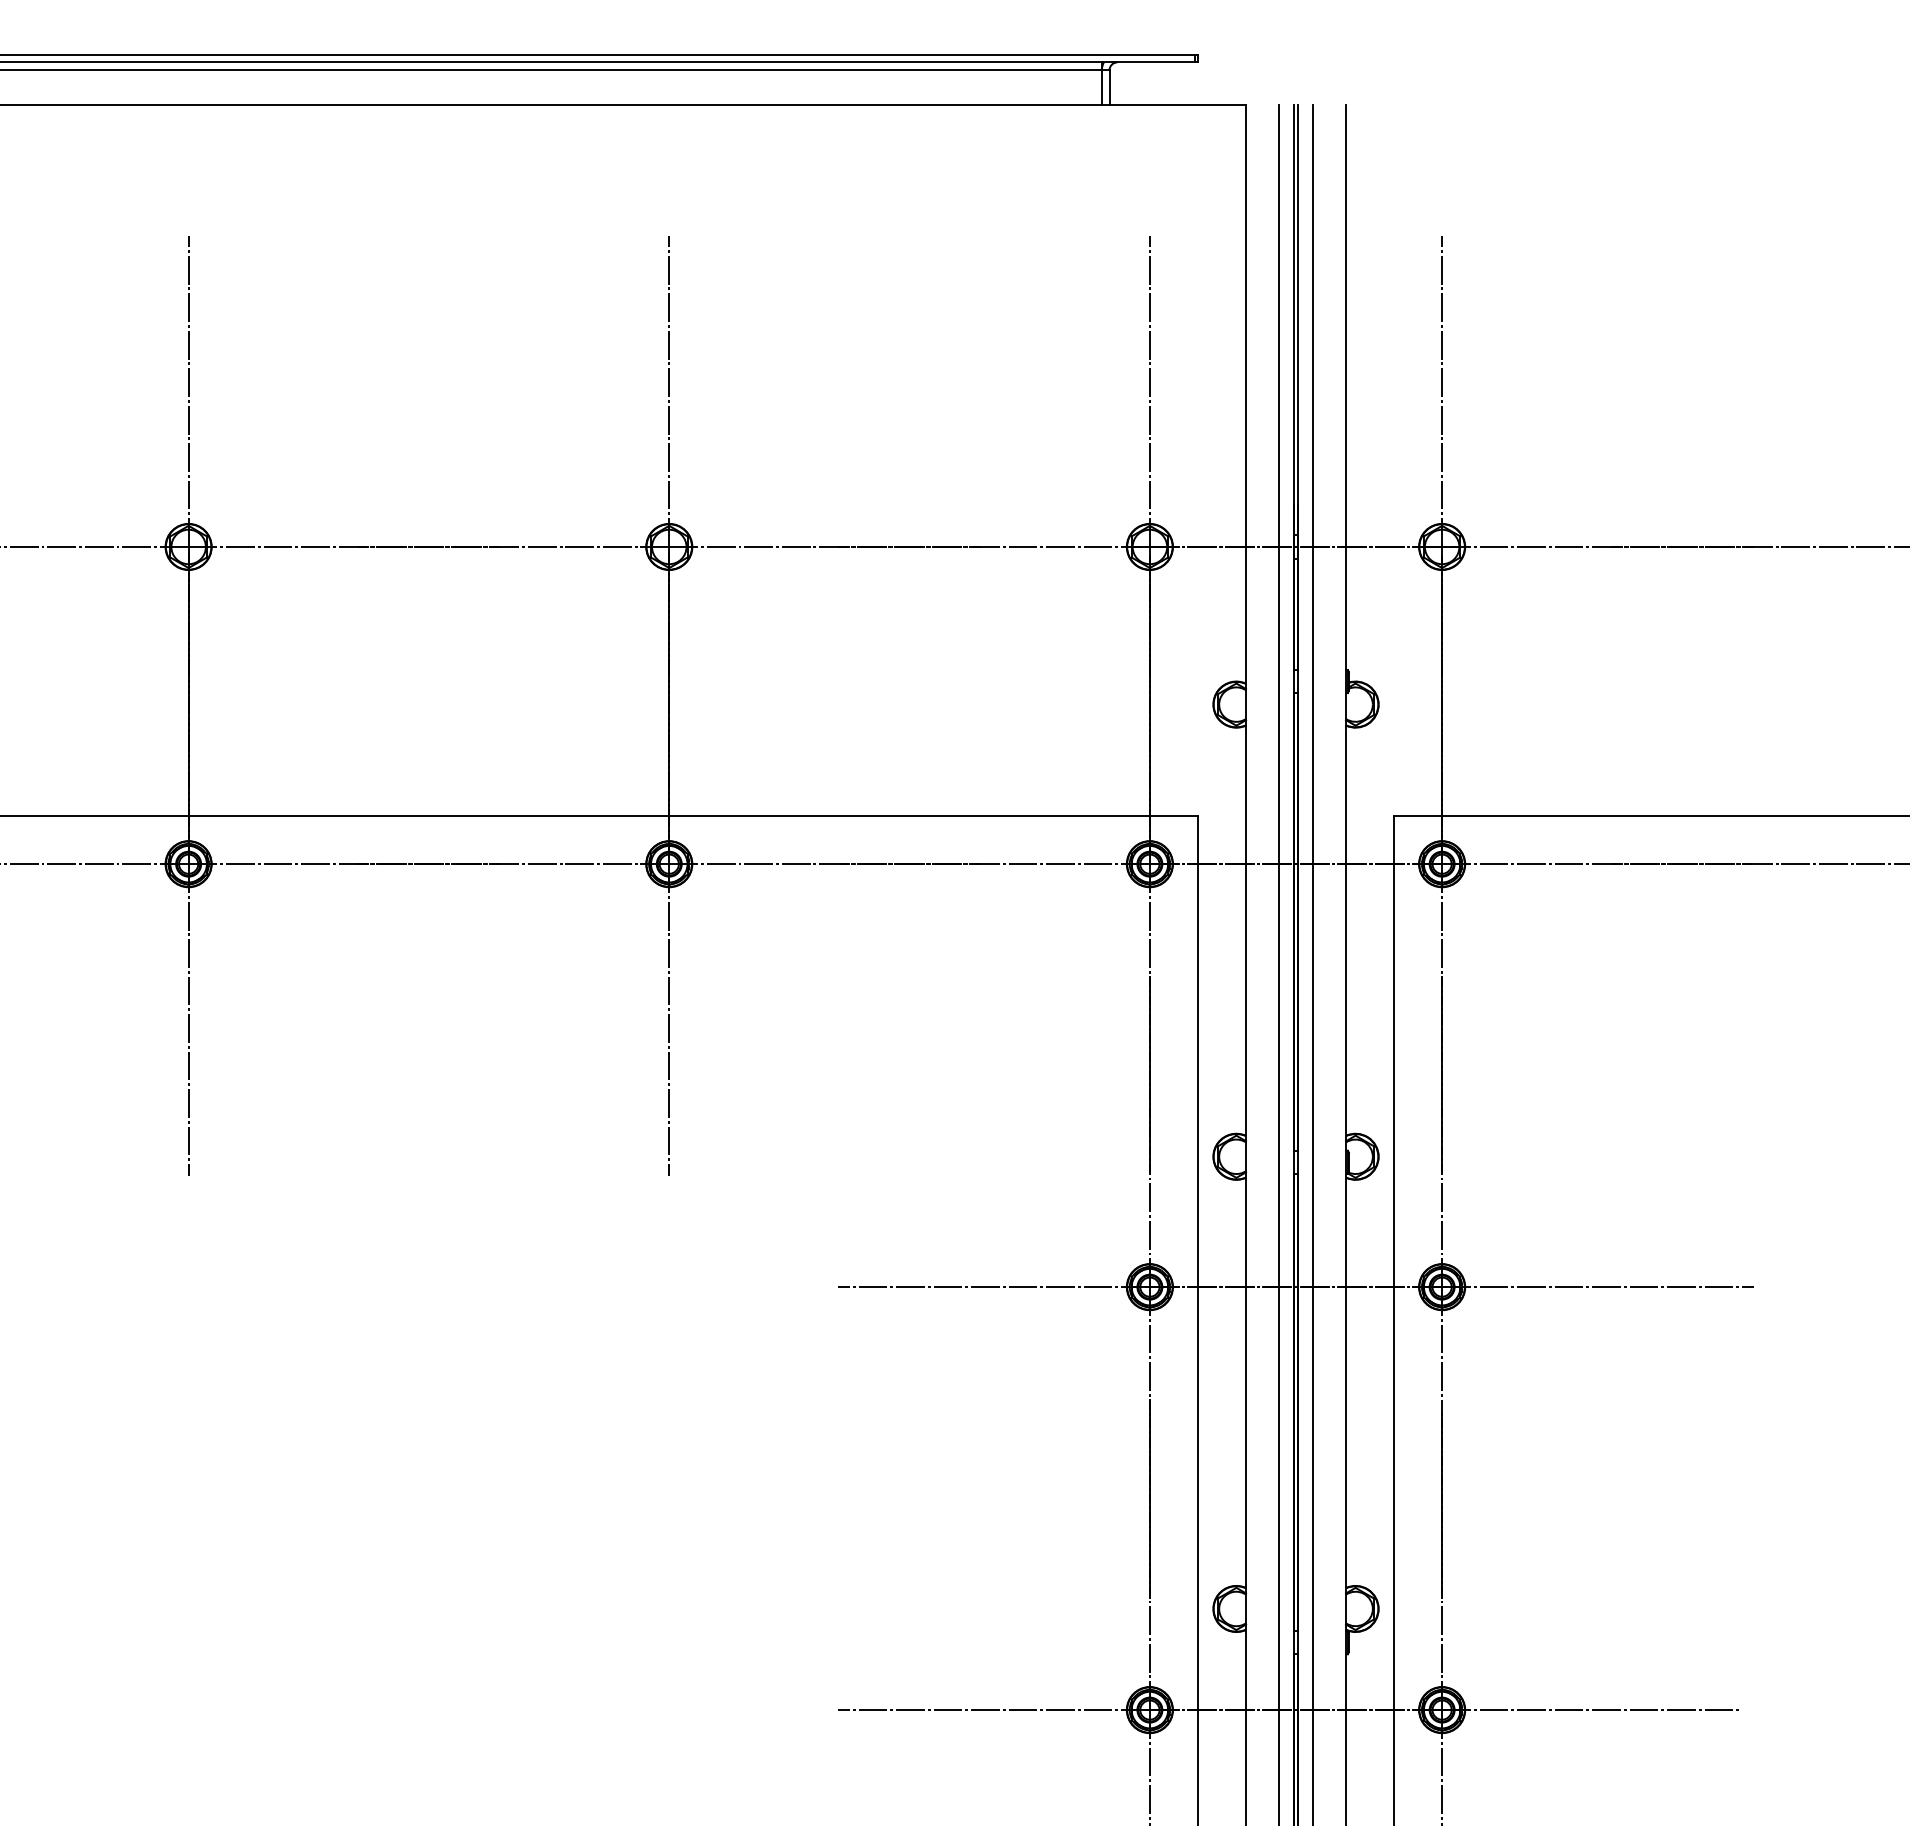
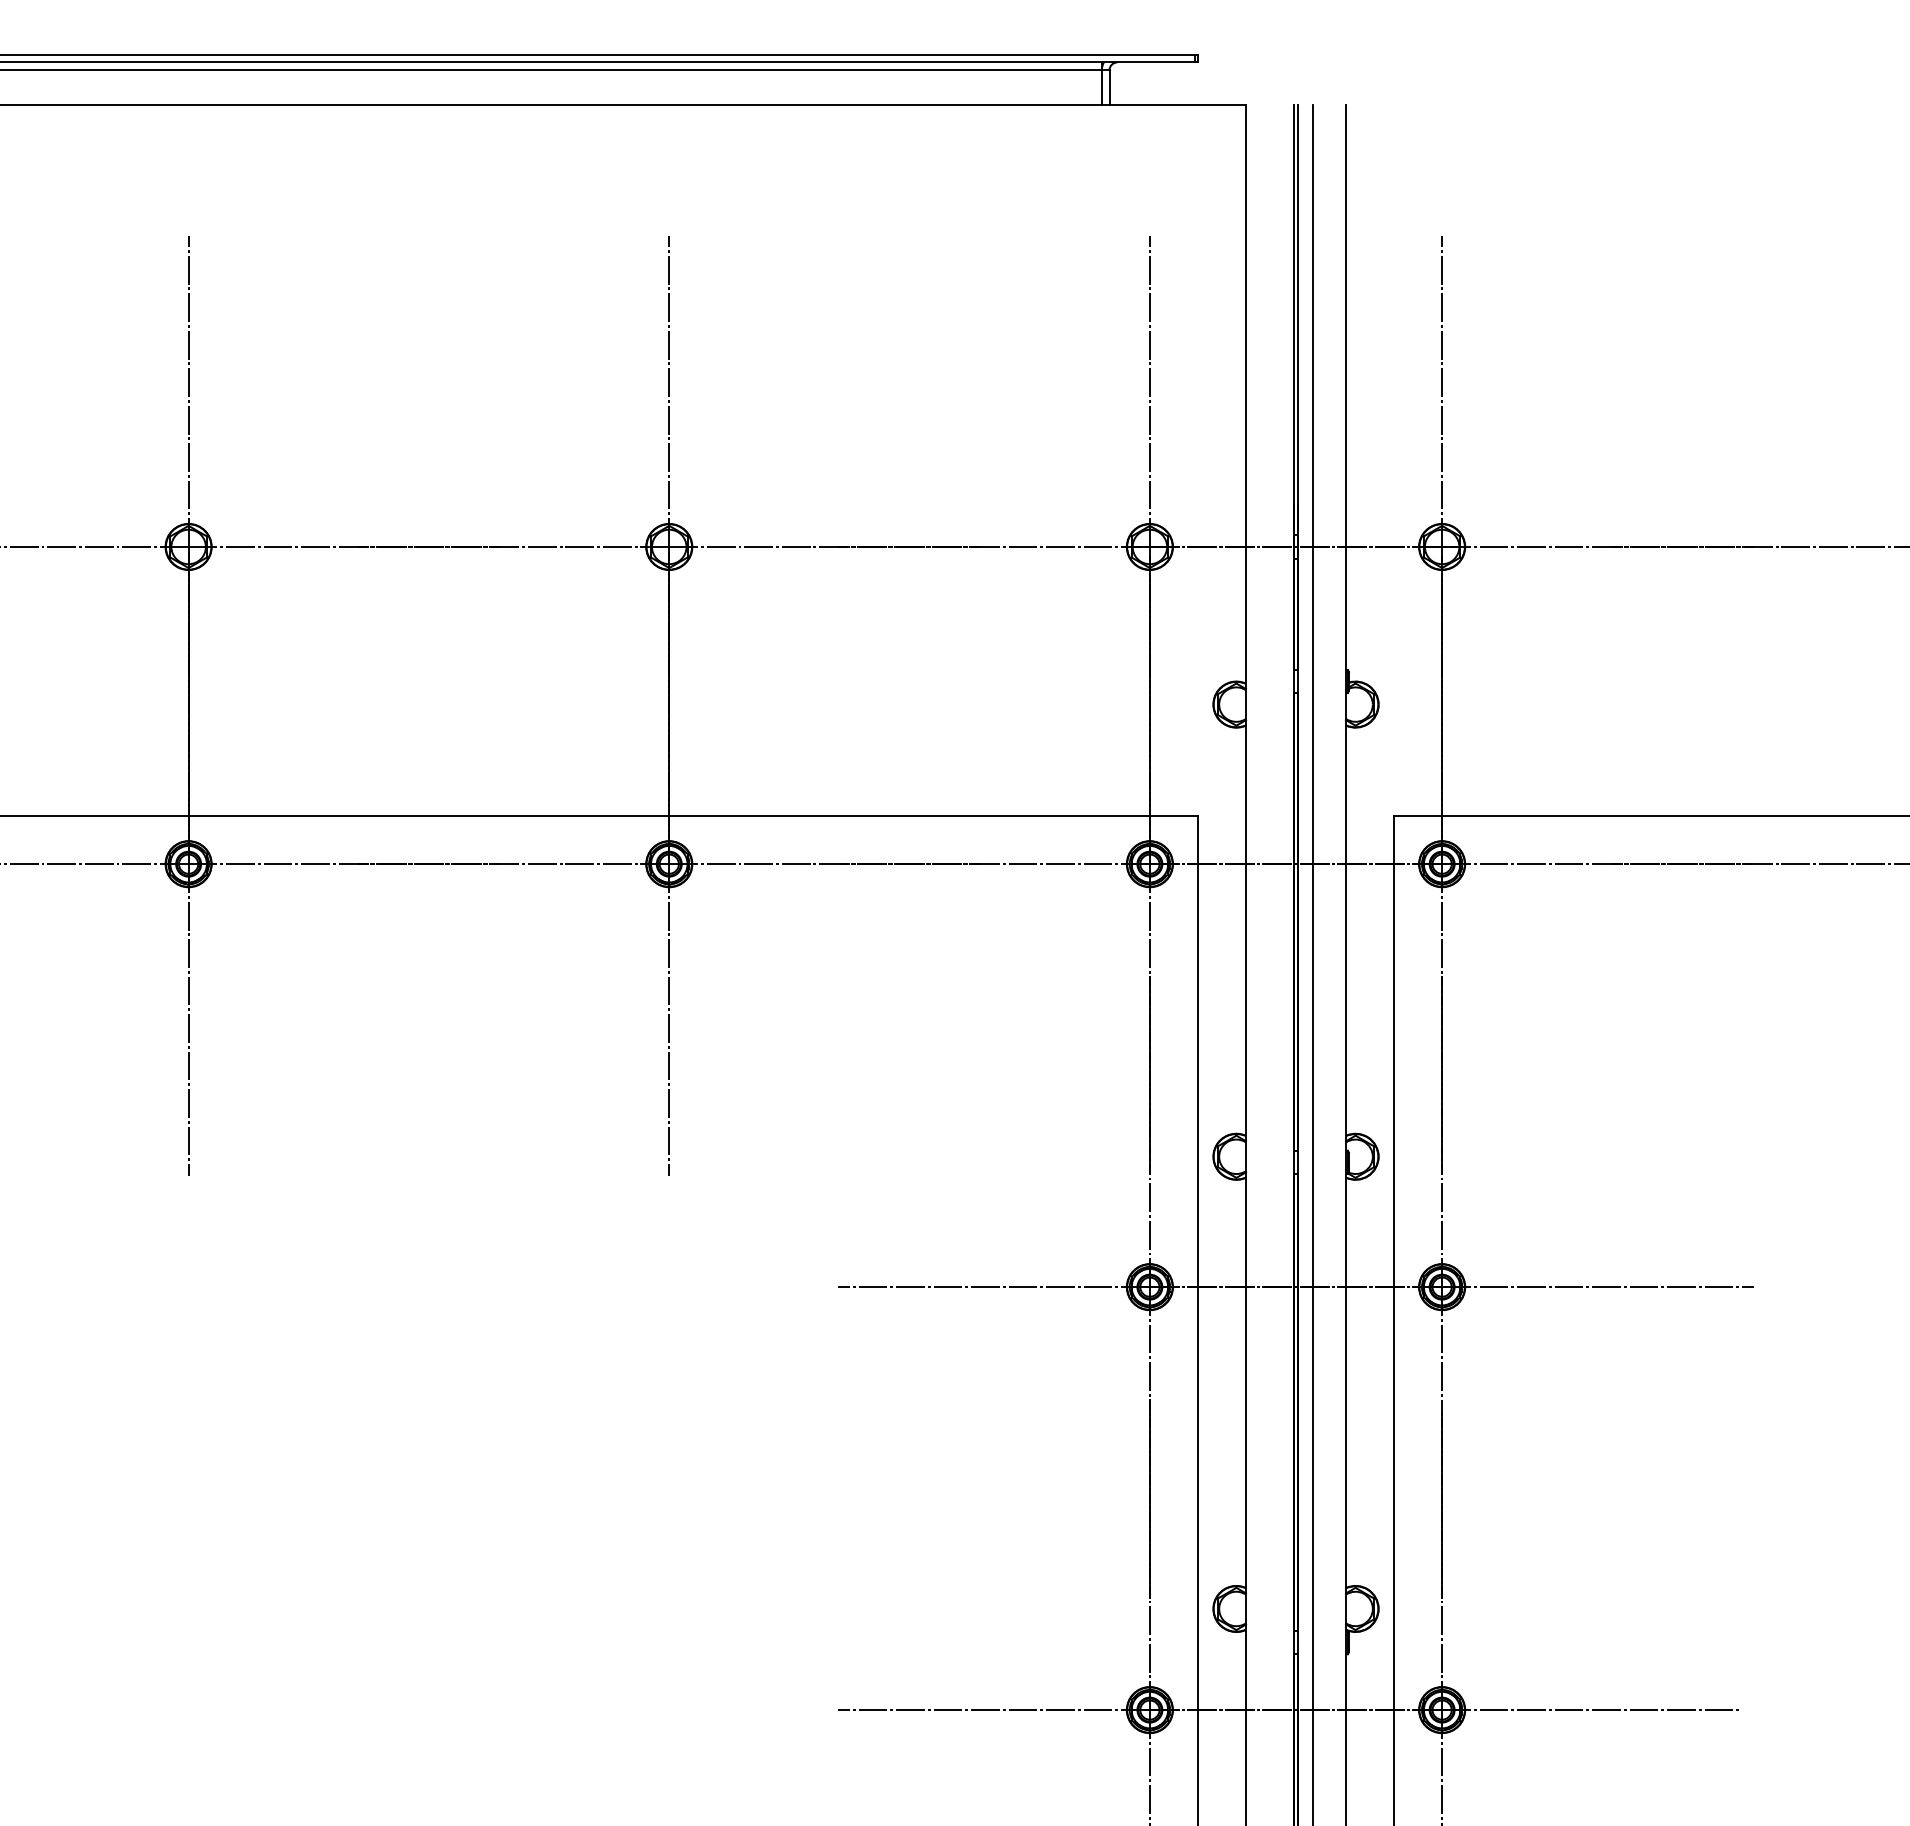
line: present -> none (1278, 963)
